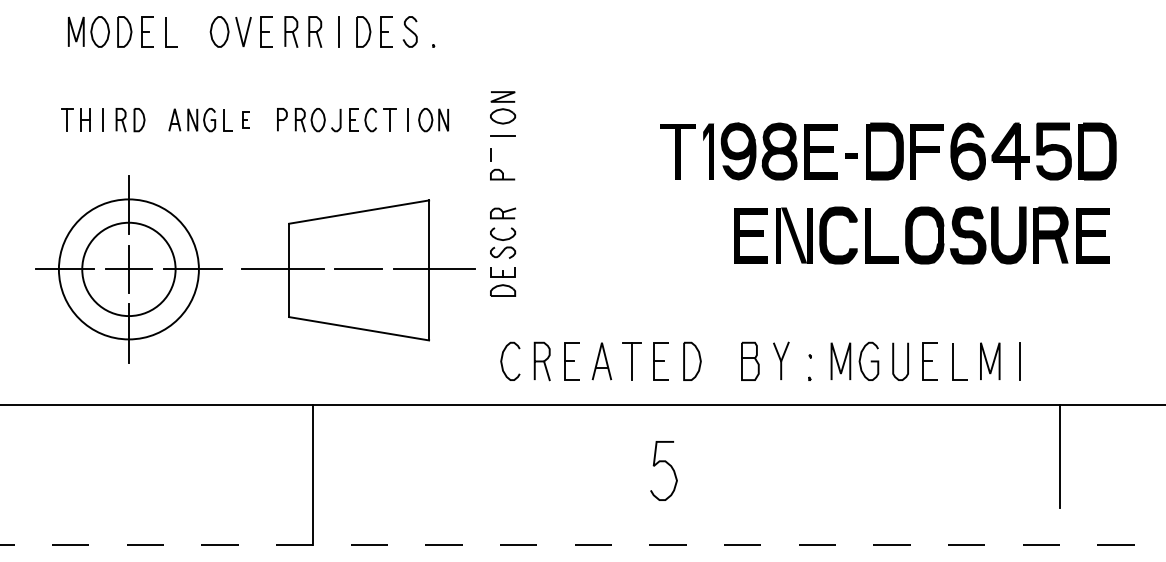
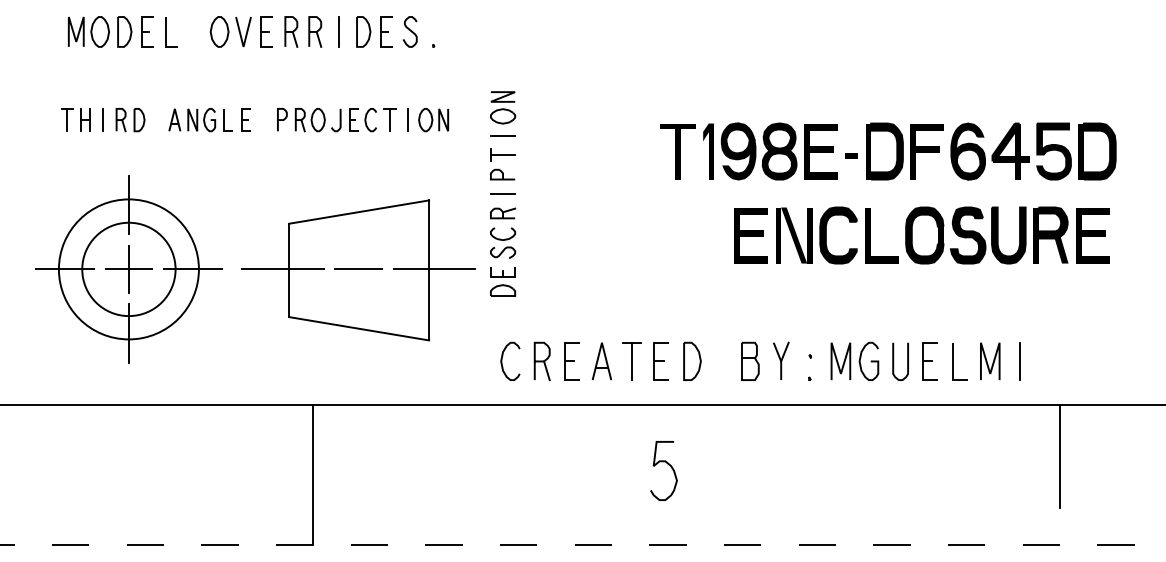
part size: 8x18 px -> 10x24 px (245, 119)
line: none -> present (502, 155)
line: none -> present (502, 194)
